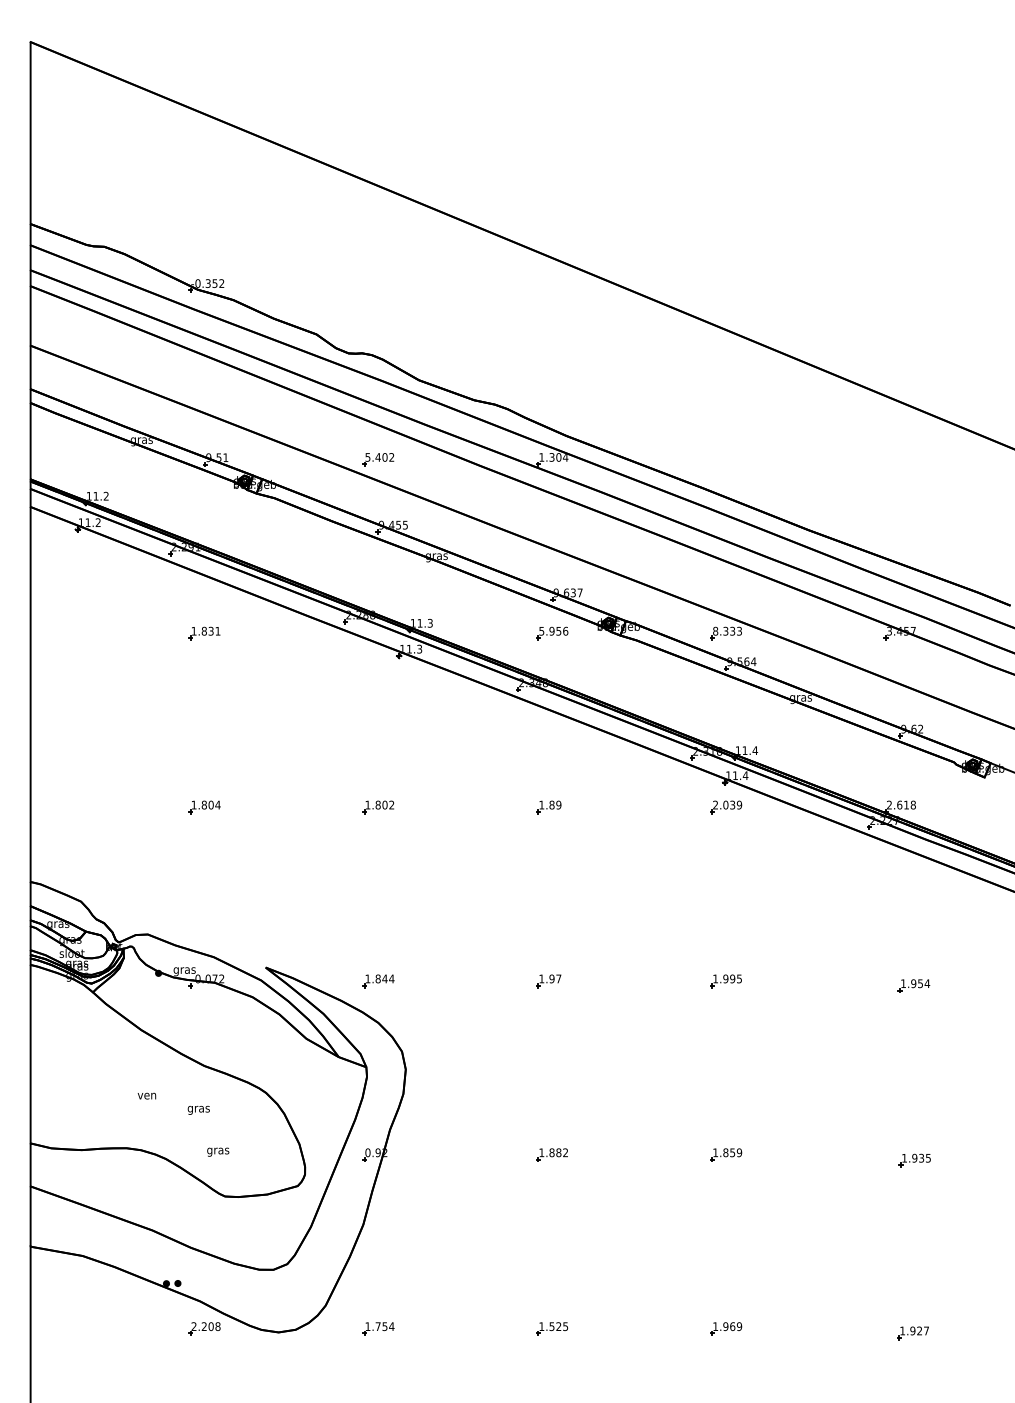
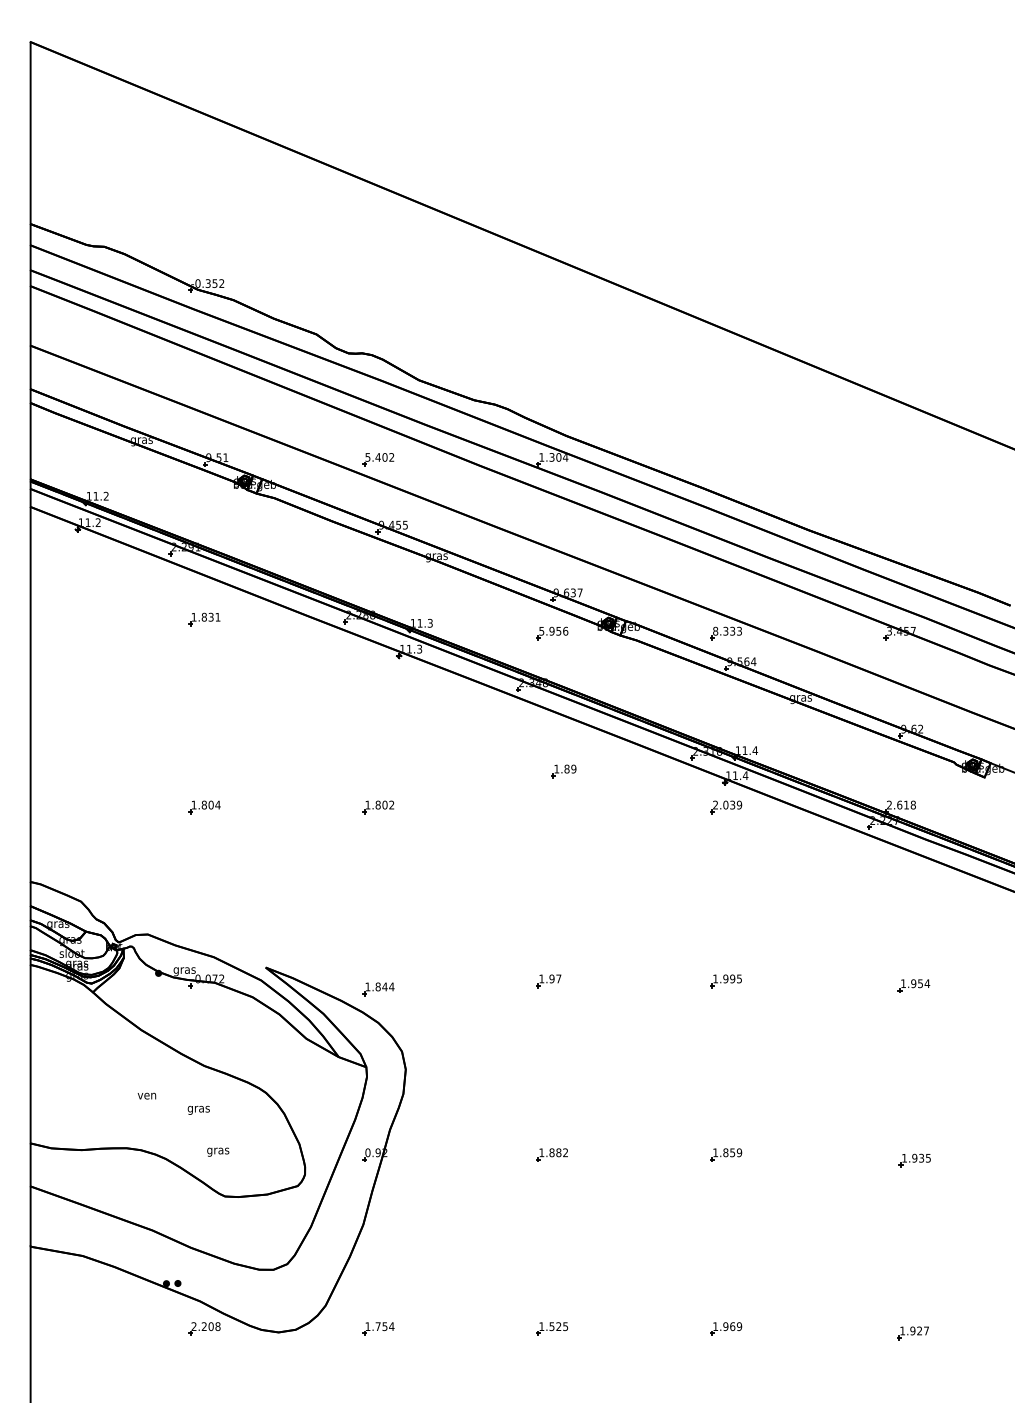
part position: (204, 633) -> (204, 619) (204, 619)
part position: (548, 807) -> (563, 771) (563, 771)
part position: (378, 981) -> (378, 989) (378, 989)
